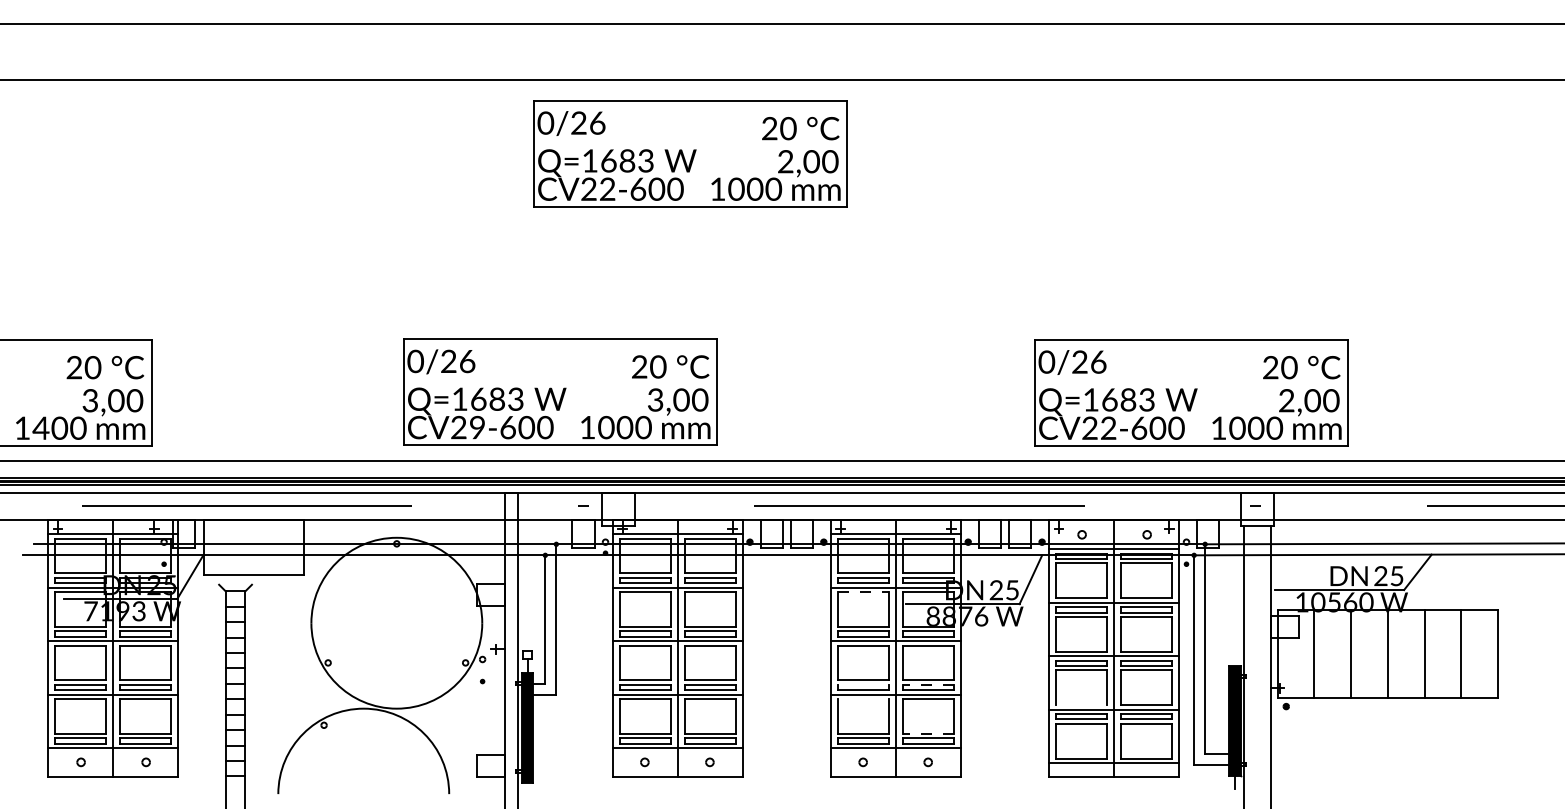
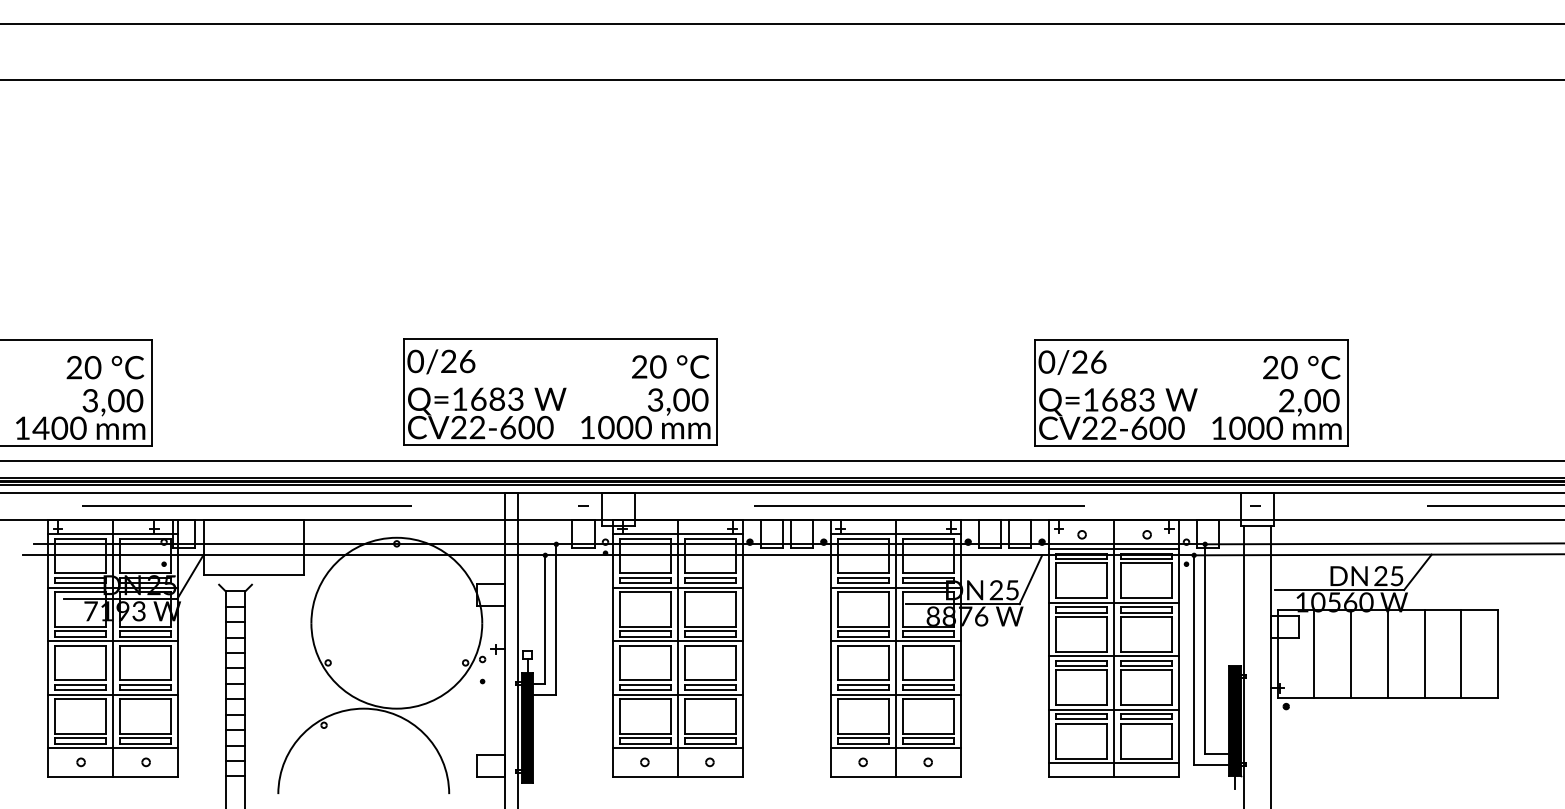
part: present -> none (690, 153)
text: CV29-600 -> CV22-600 (477, 427)
line: dashed -> solid (863, 592)
line: none -> present (863, 684)
line: dashed -> solid (928, 684)
line: none -> present (863, 698)
line: none -> present (1081, 705)
line: dashed -> solid (928, 733)
